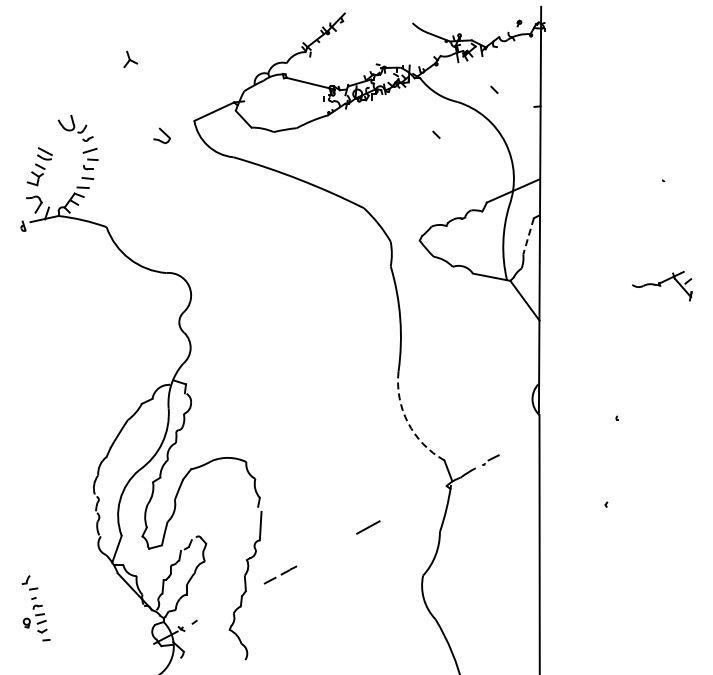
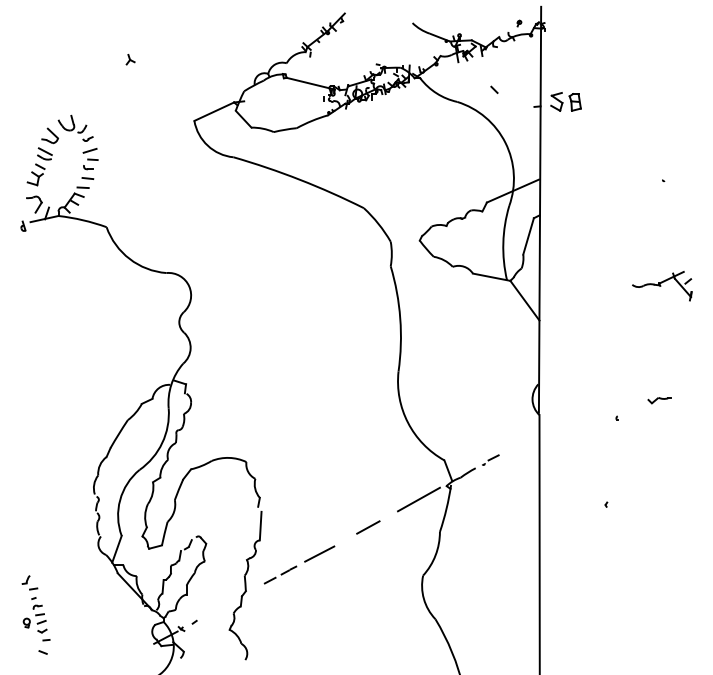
part size: 16x19 px -> 11x12 px (130, 59)
part: none -> present (565, 101)
line: present -> none (436, 134)
part position: (161, 135) -> (49, 135) (49, 135)
line: dashed -> solid (528, 236)
part: none -> present (659, 400)
arc: dashed -> solid (408, 422)
line: none -> present (418, 499)
line: none -> present (319, 553)
line: none -> present (42, 652)
